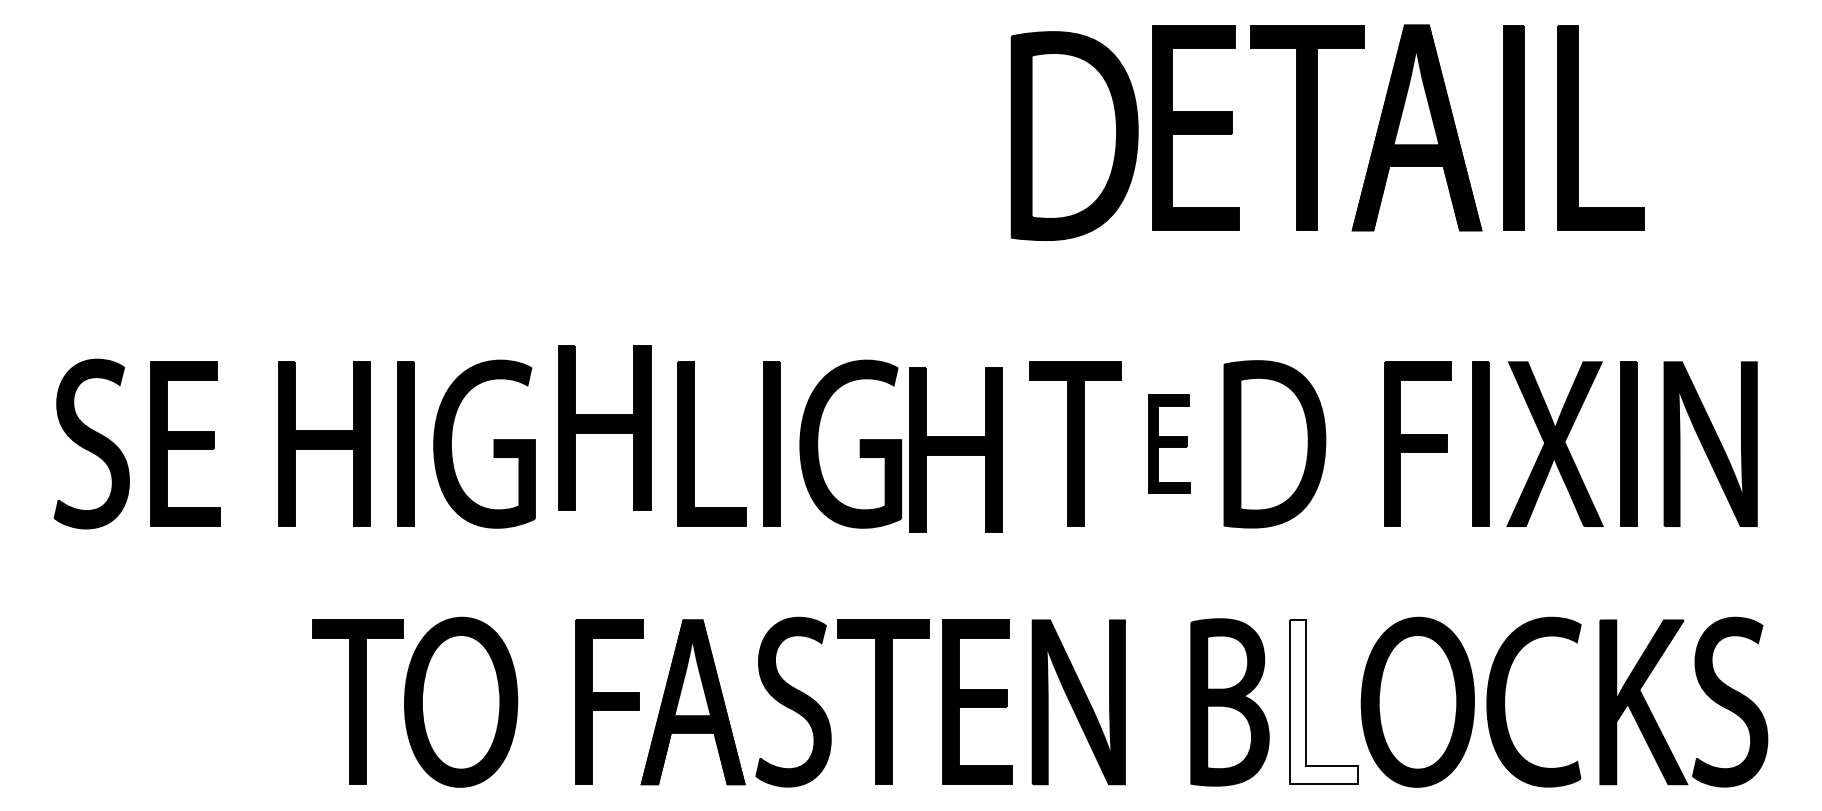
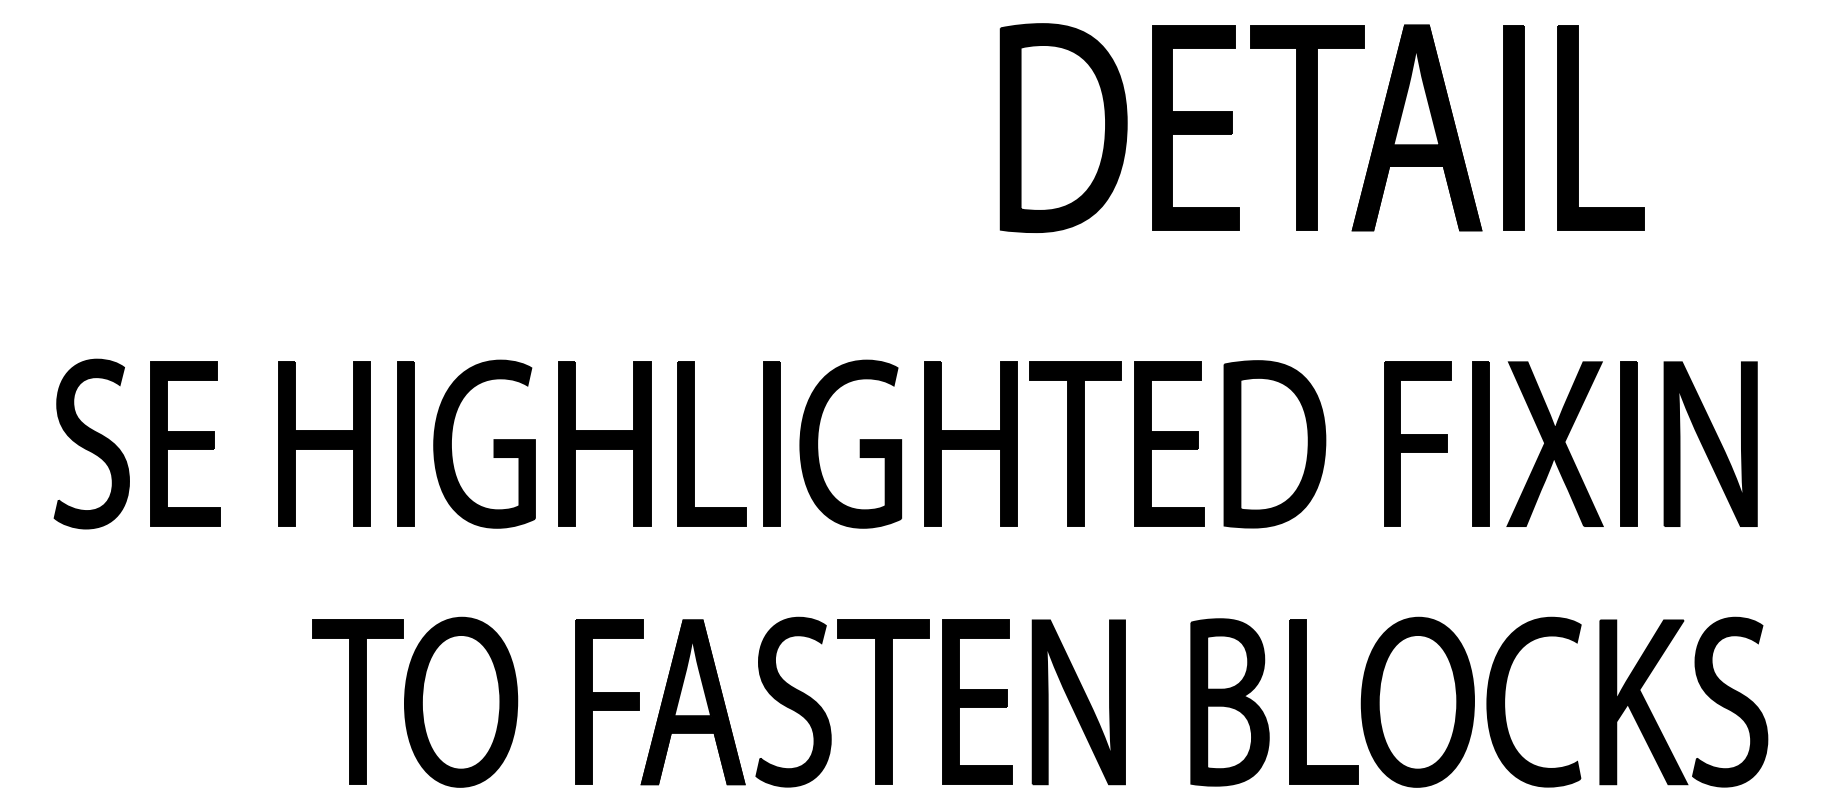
part position: (1074, 135) -> (1063, 127) (1063, 127)
part position: (604, 427) -> (604, 443) (604, 443)
part size: 43x100 px -> 71x166 px (1169, 443)
part position: (955, 449) -> (970, 443) (970, 443)
fill: none -> present (1324, 702)
